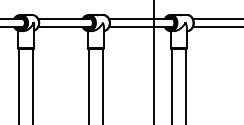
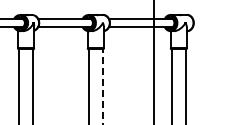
line: present -> none (216, 18)
line: present -> none (216, 27)
line: solid -> dashed (102, 86)
